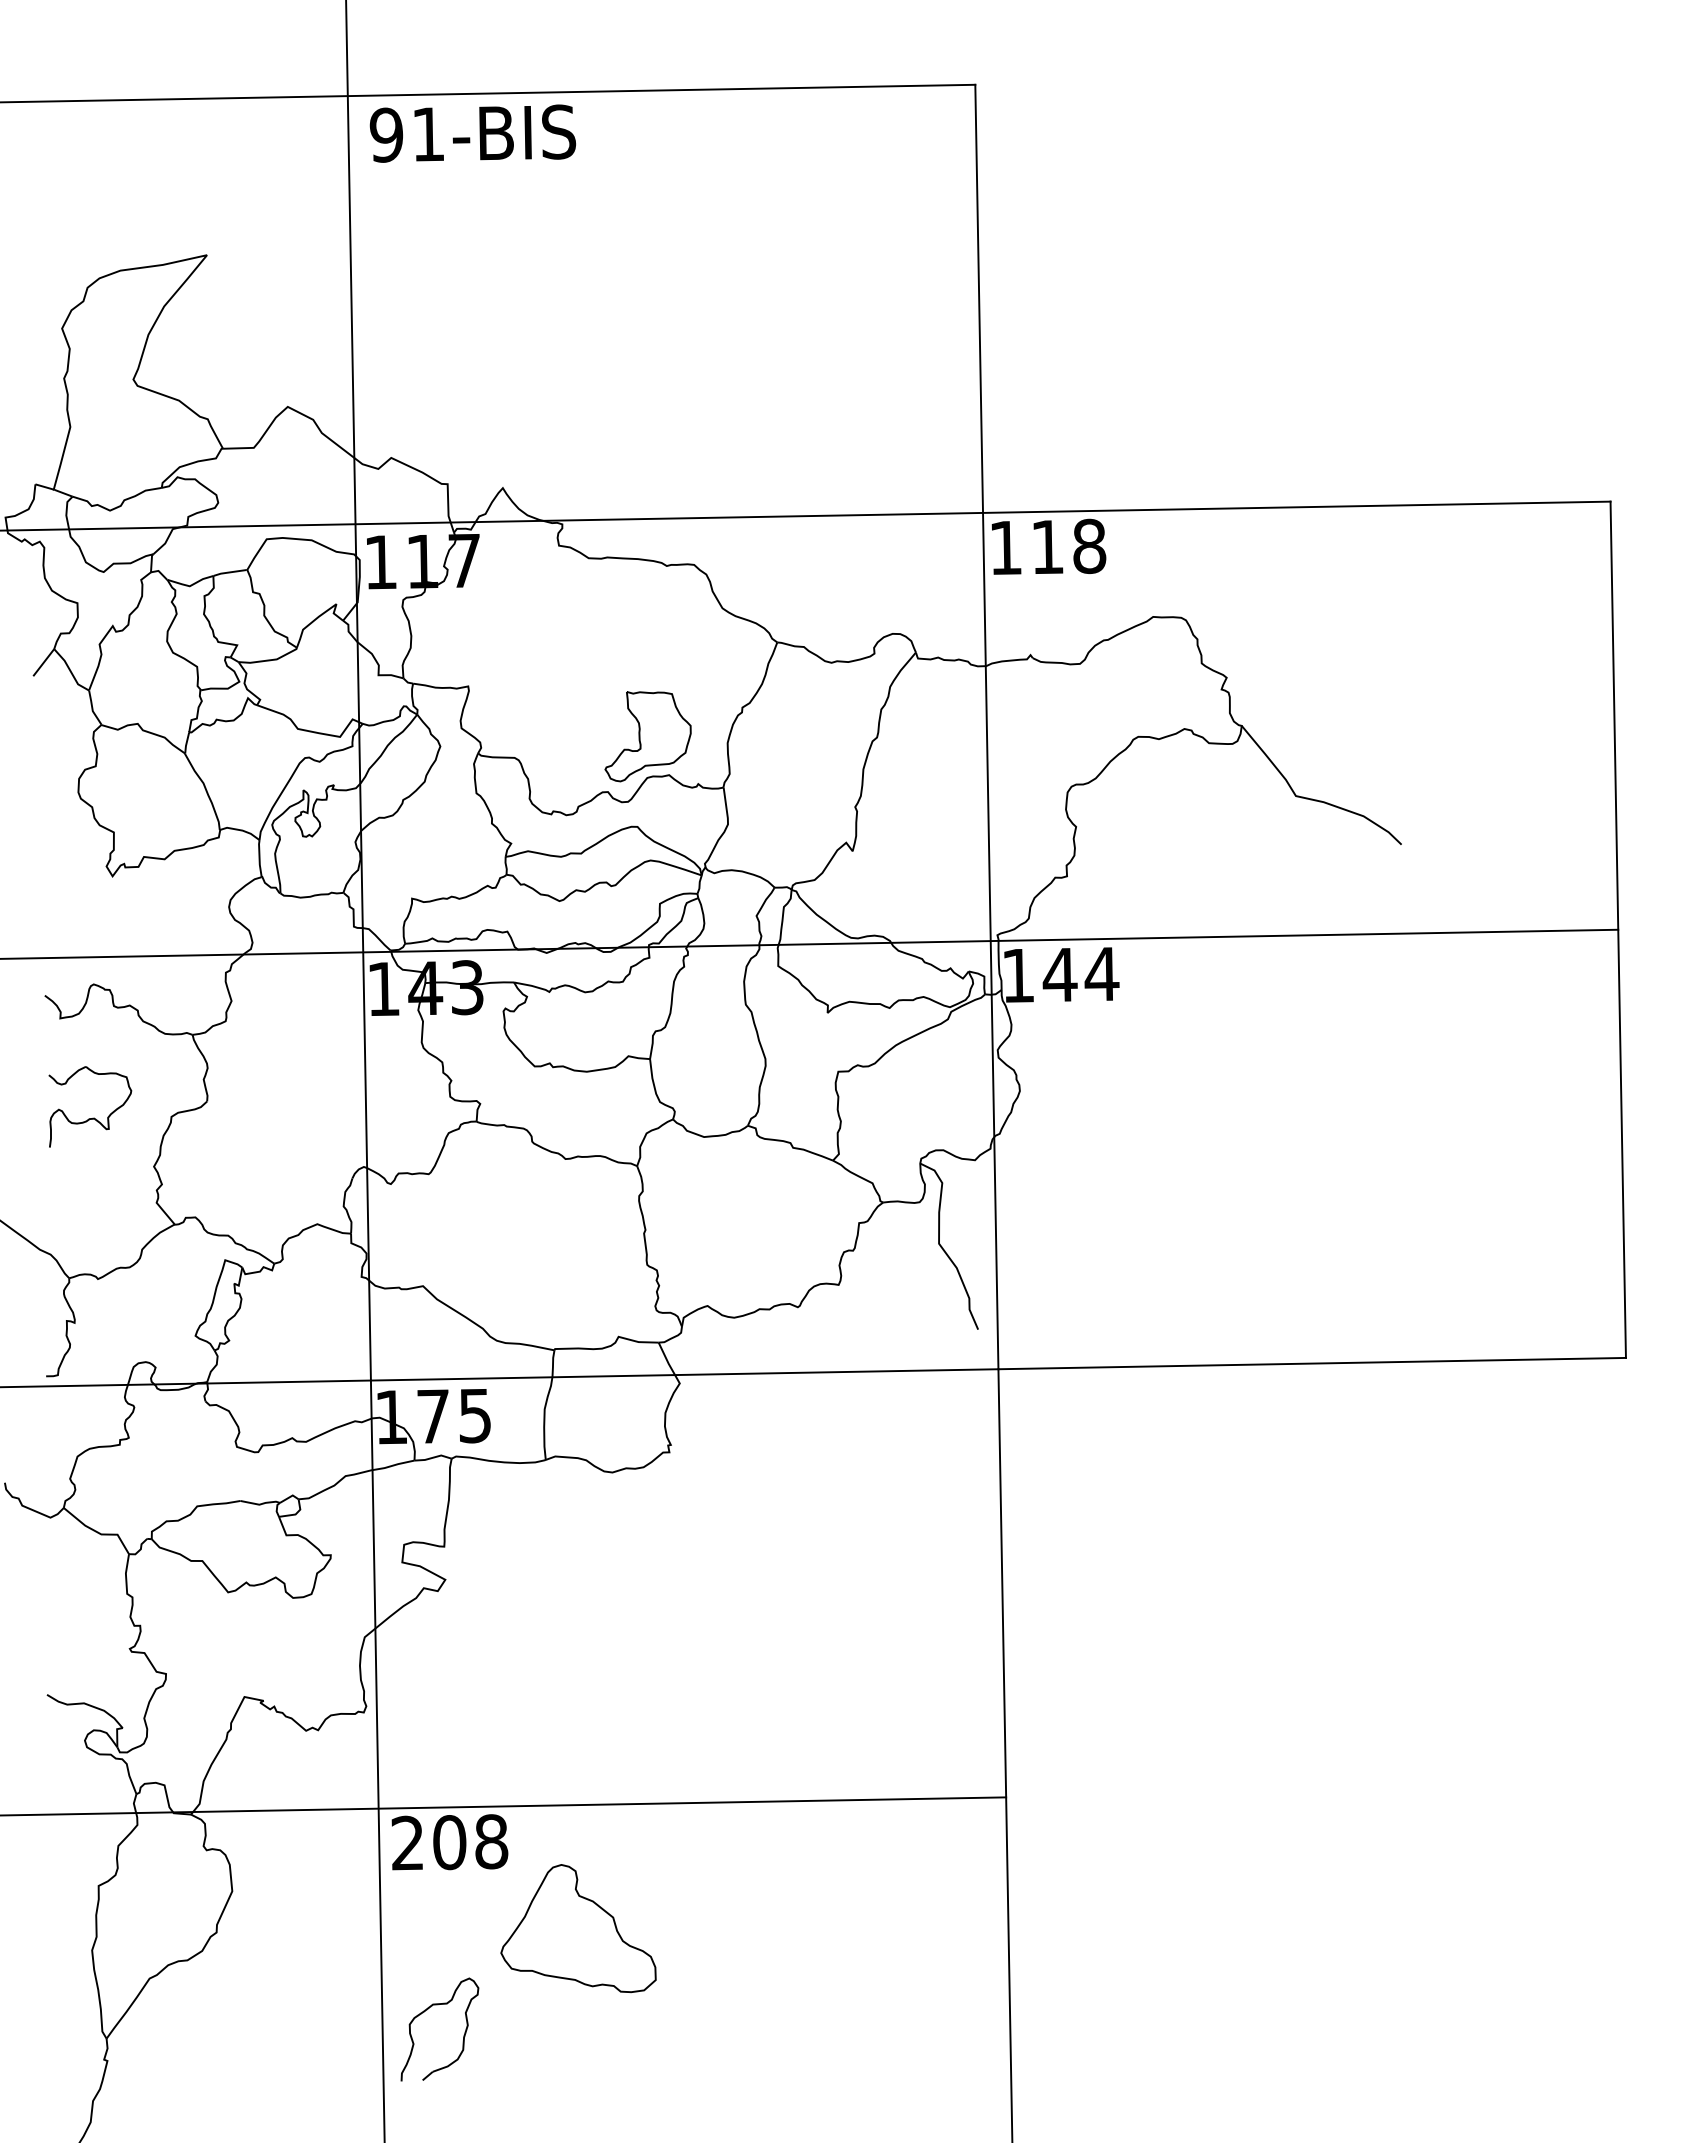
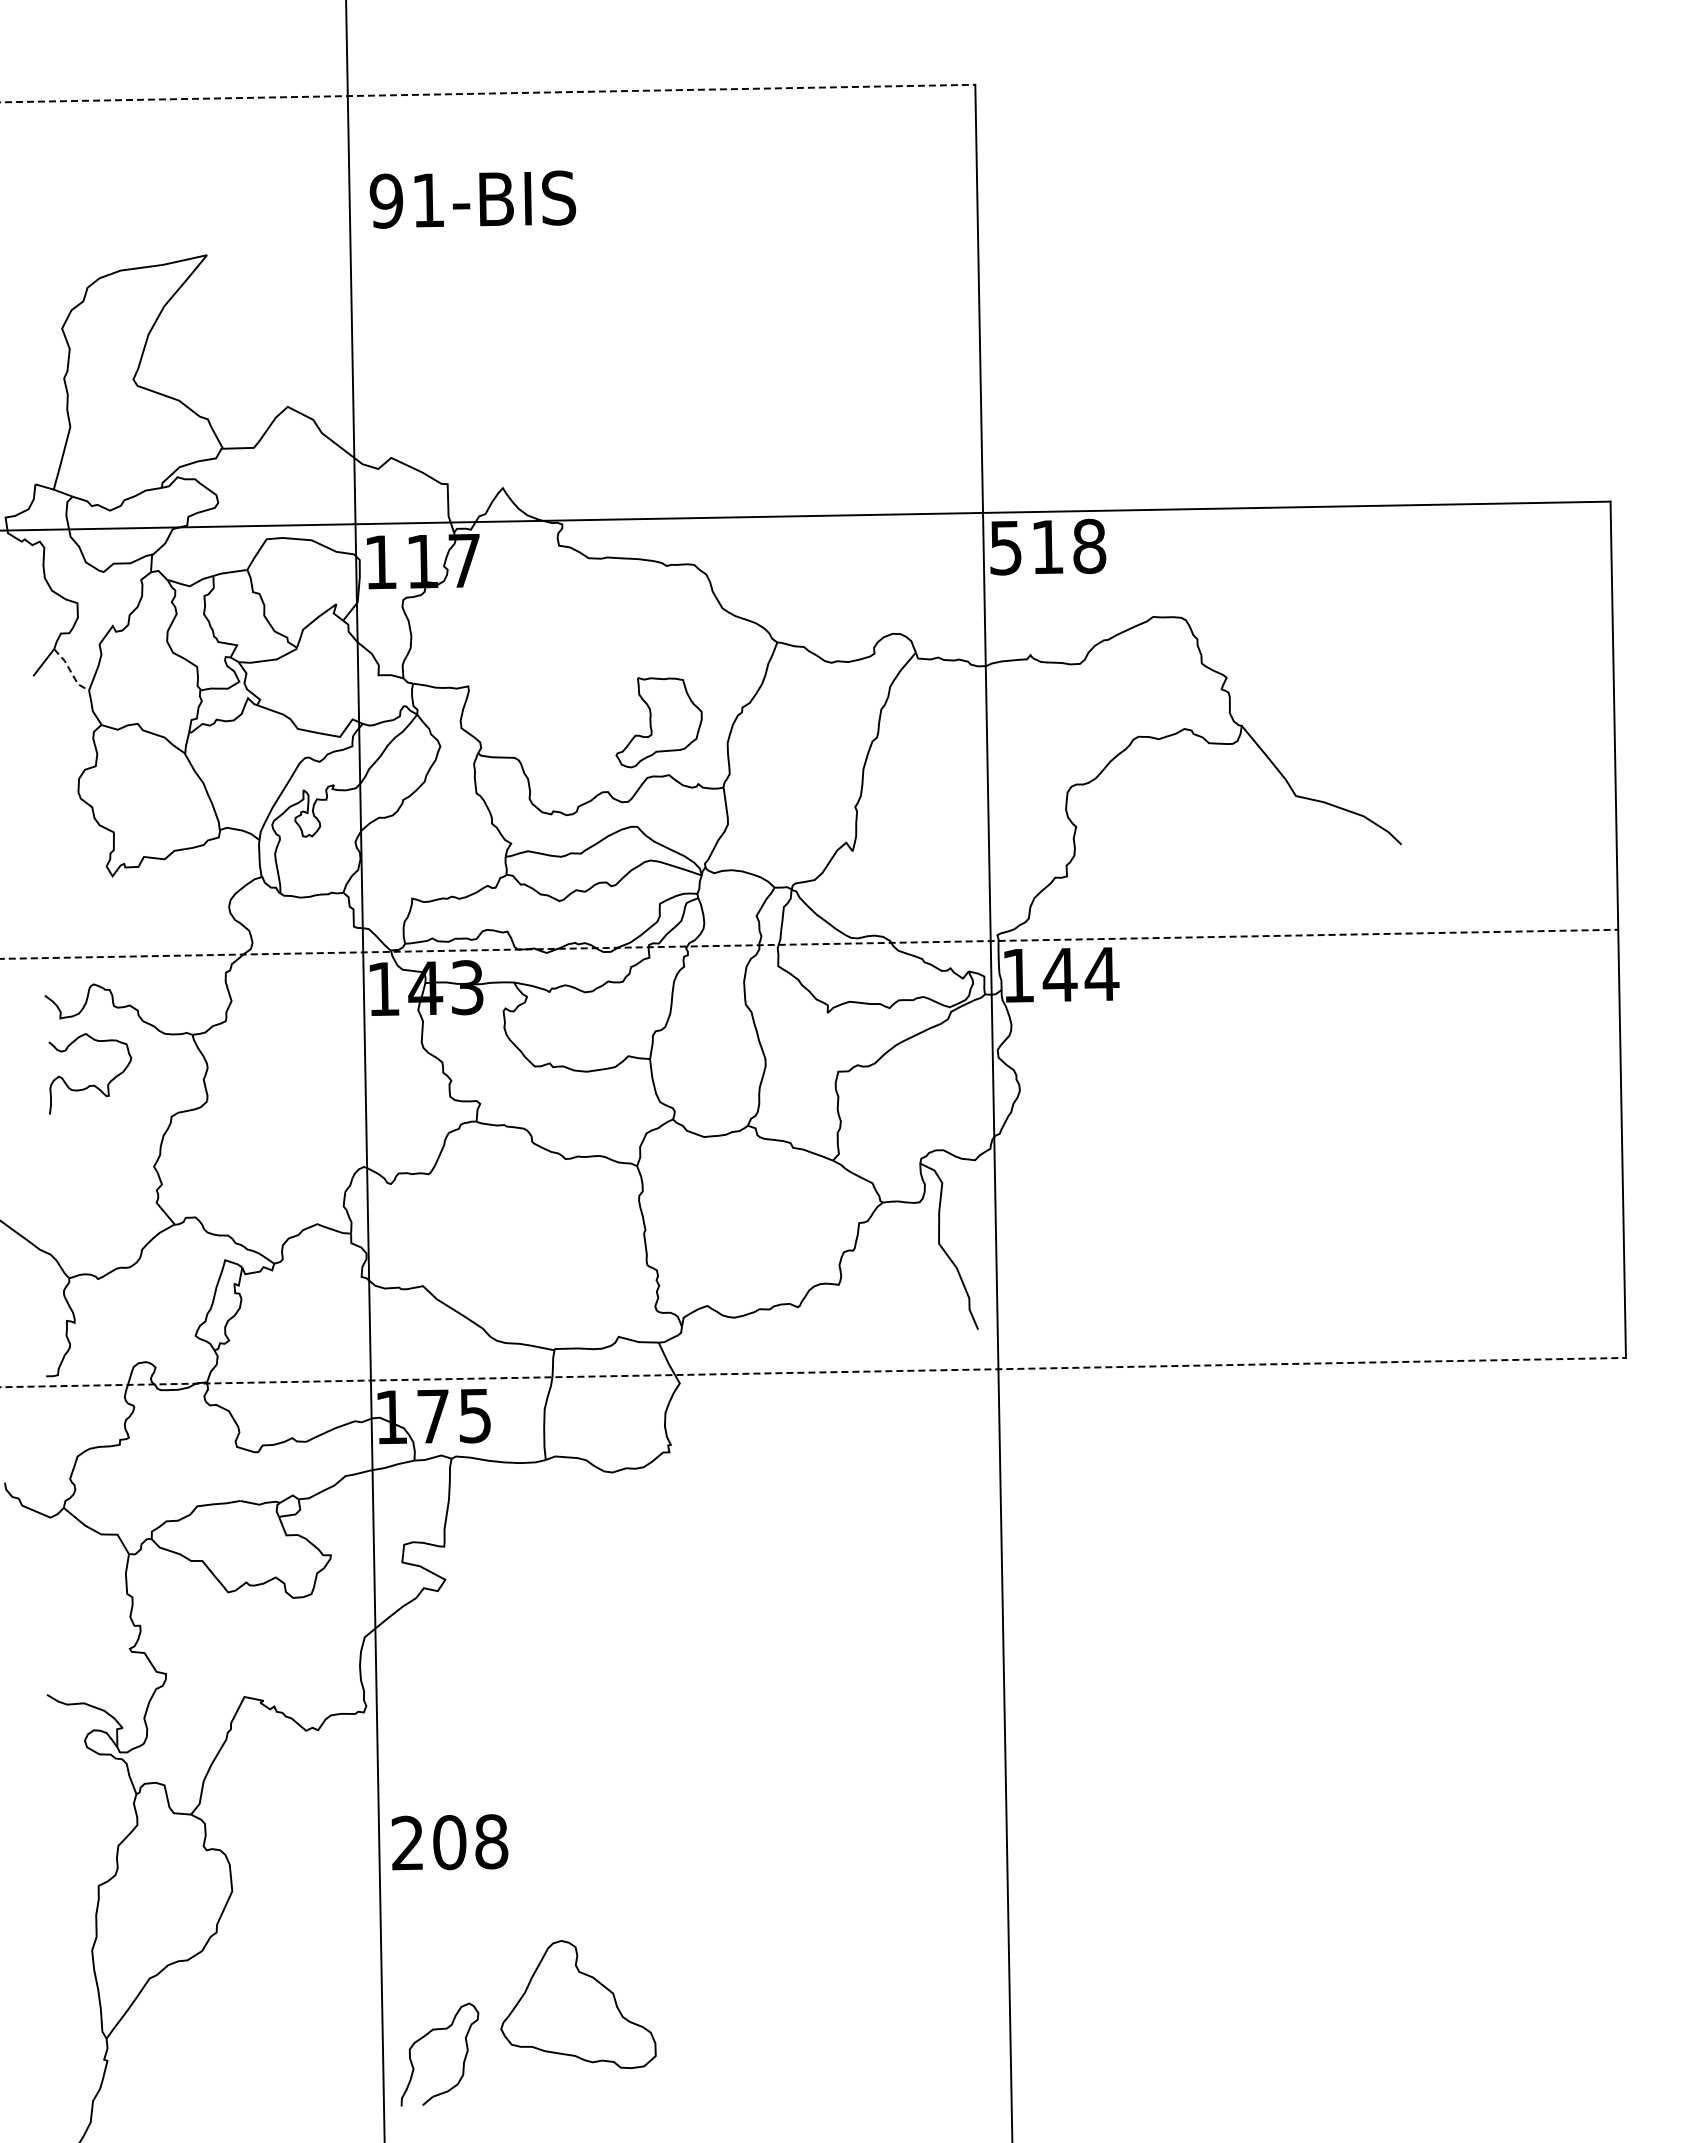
line: solid -> dashed (488, 93)
text position: (472, 133) -> (472, 199) (472, 199)
text: 118 -> 518 (1005, 548)
line: solid -> dashed (70, 671)
part position: (647, 736) -> (658, 722) (658, 722)
line: solid -> dashed (809, 944)
part position: (92, 1117) -> (92, 1084) (92, 1084)
line: solid -> dashed (813, 1372)
line: present -> none (504, 1806)
part position: (578, 1928) -> (578, 2004) (578, 2004)
part position: (427, 2010) -> (427, 2035) (427, 2035)
